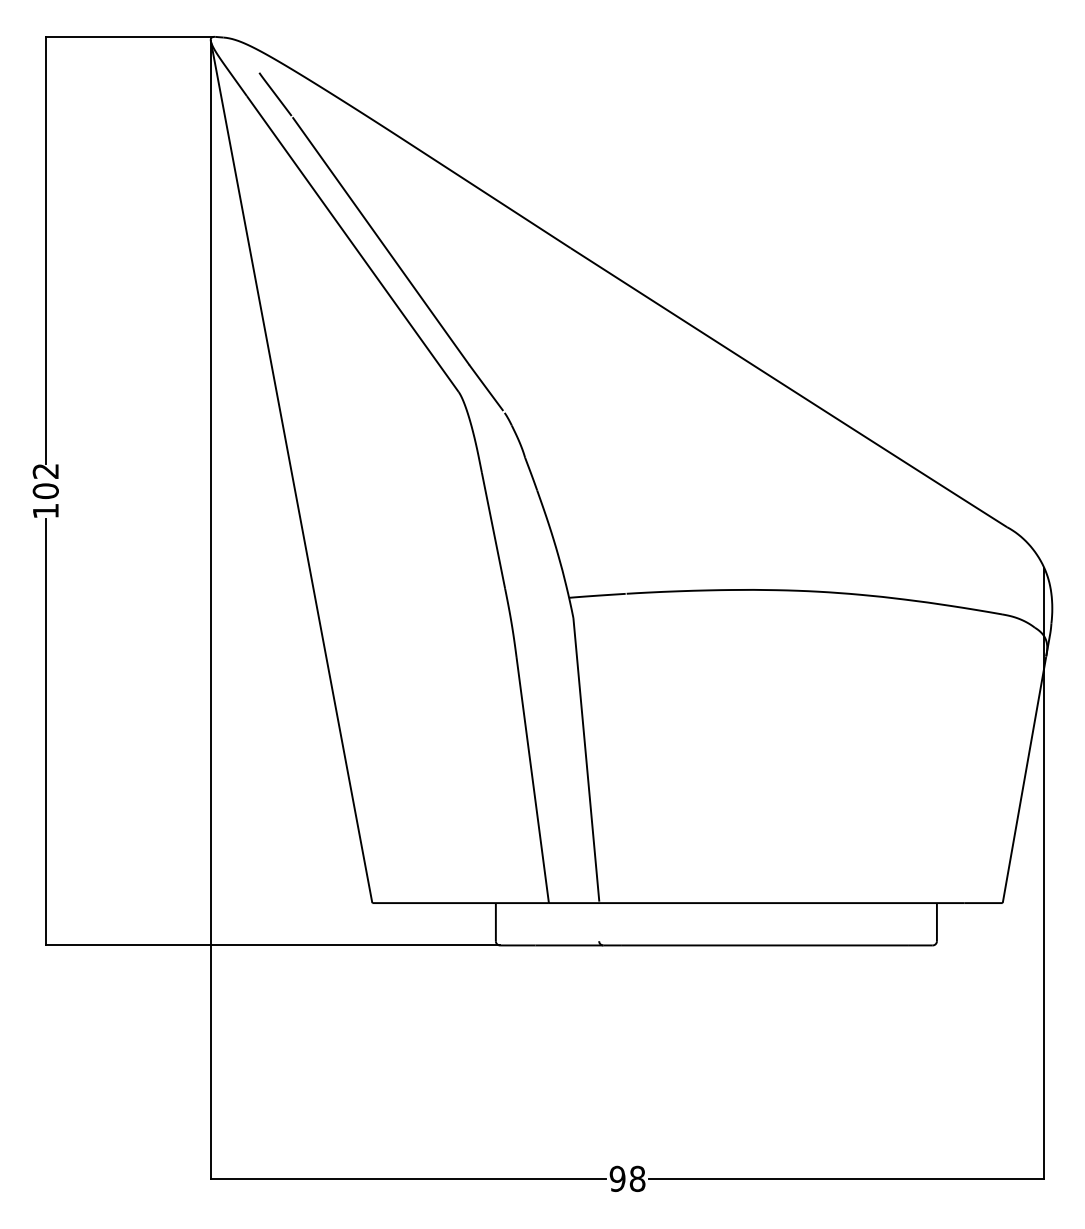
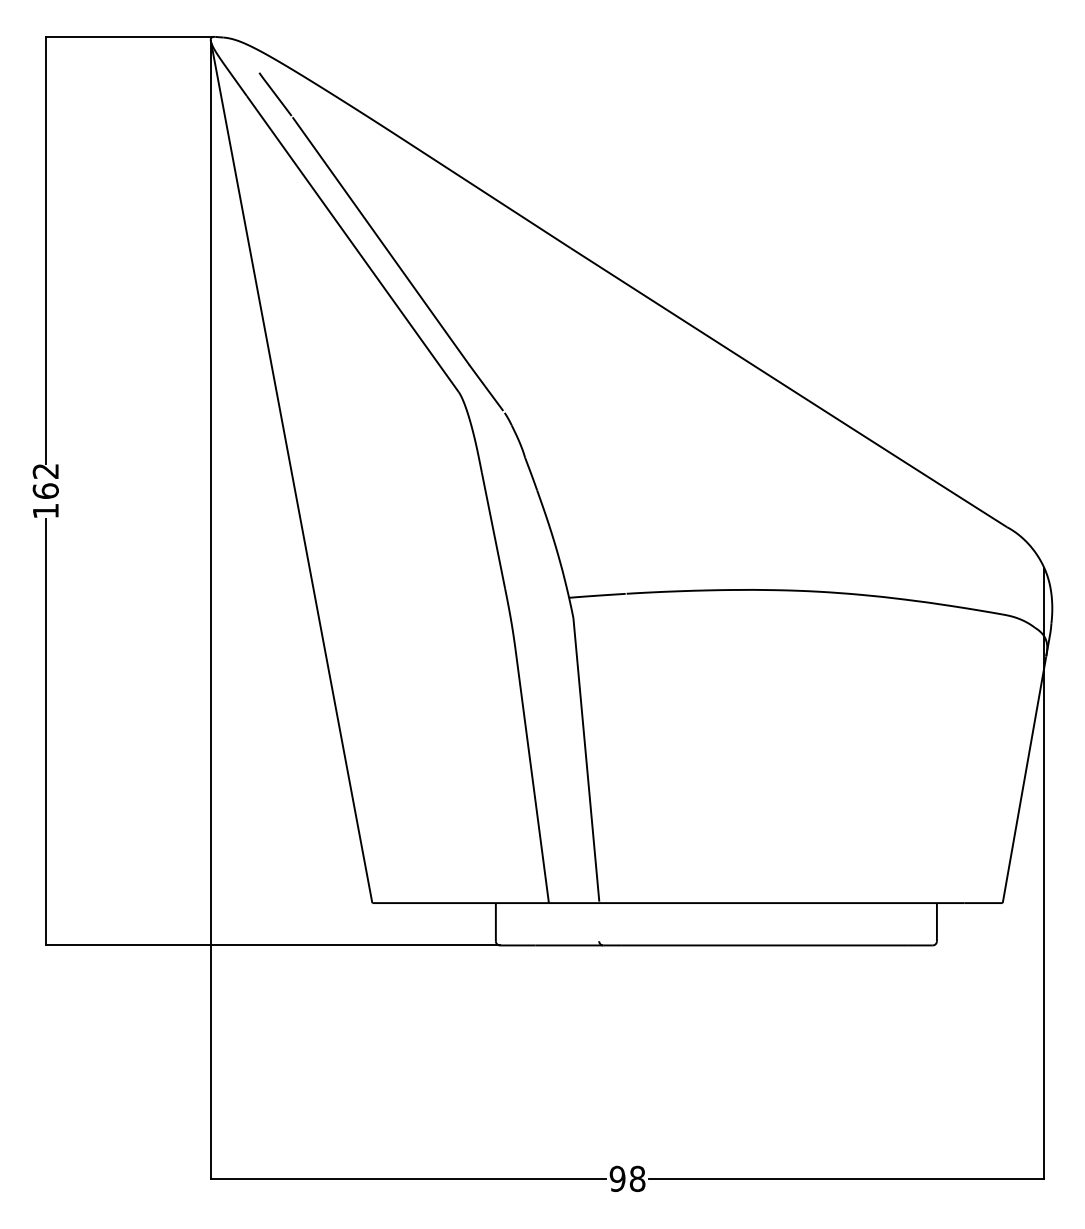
text: 102 -> 162 (45, 491)
